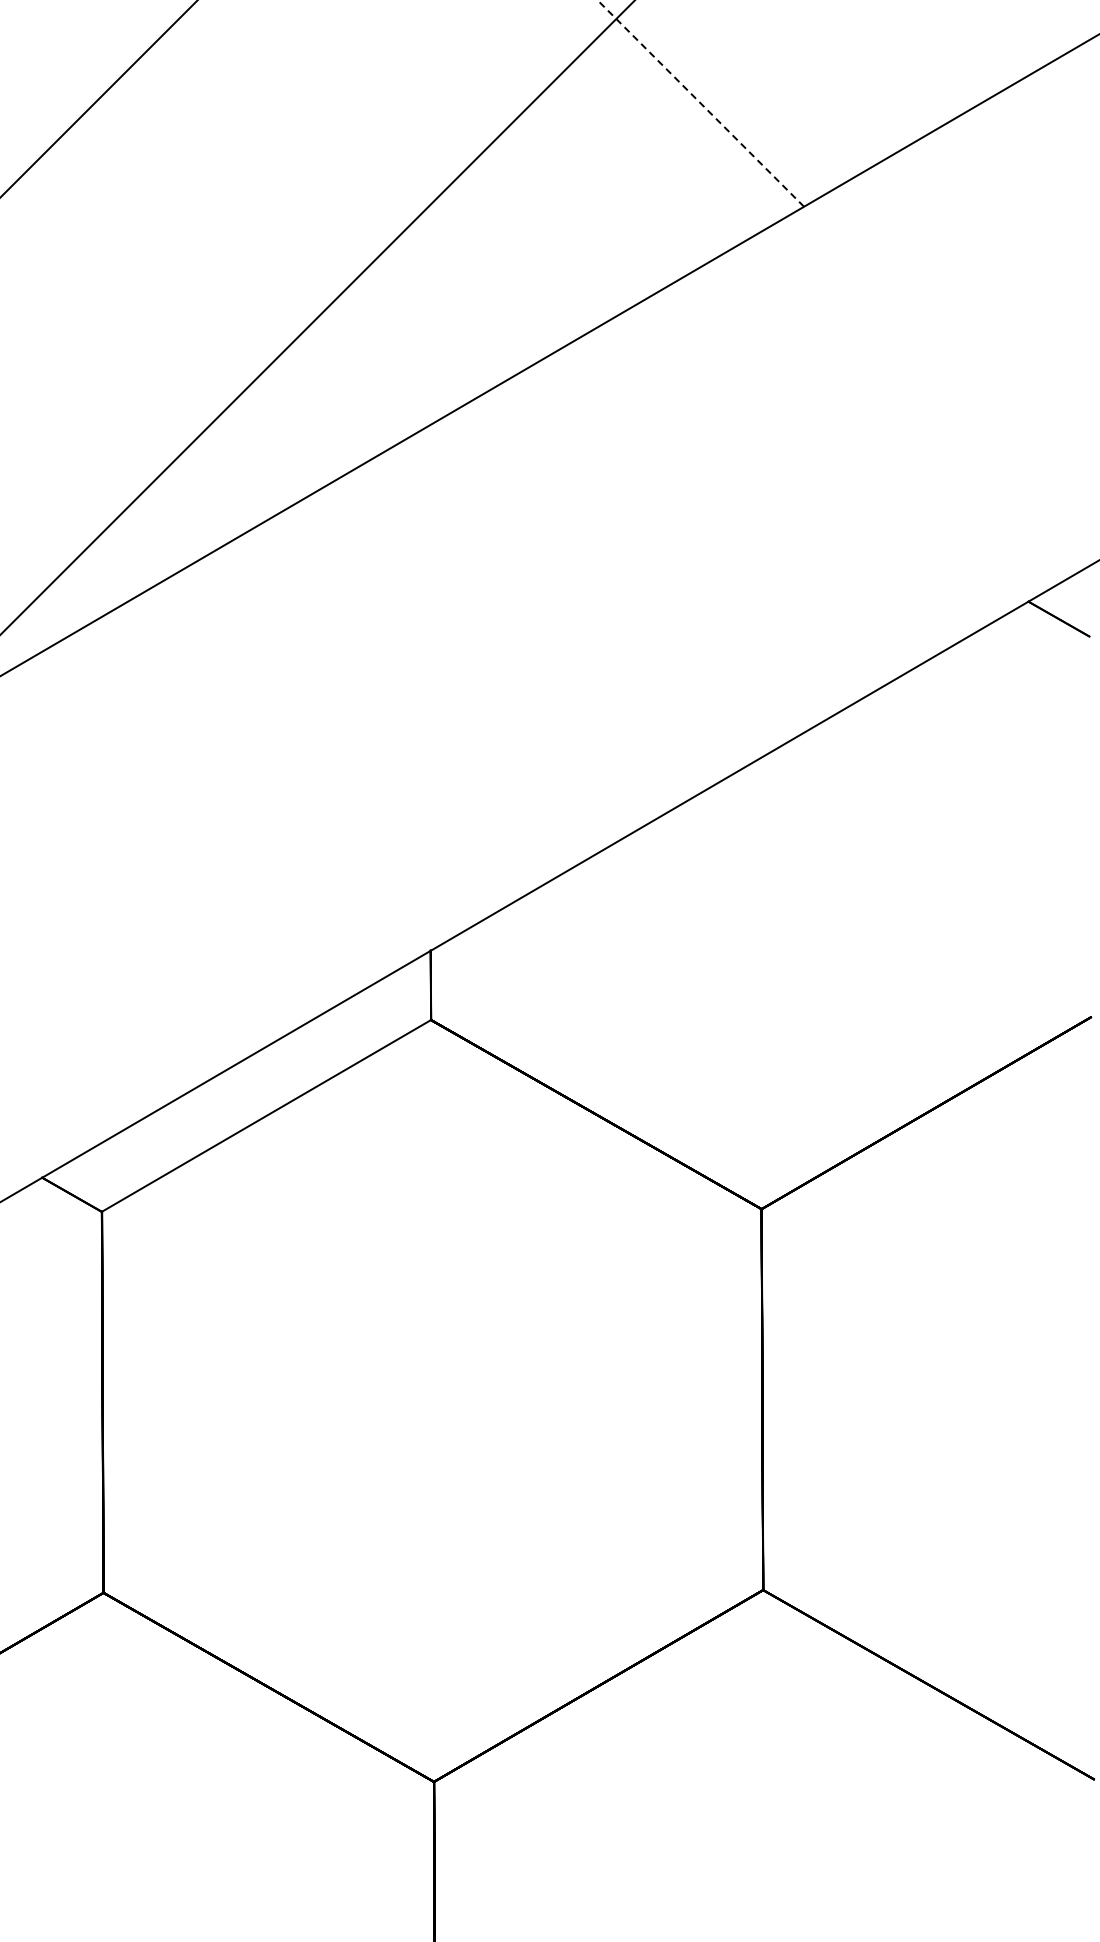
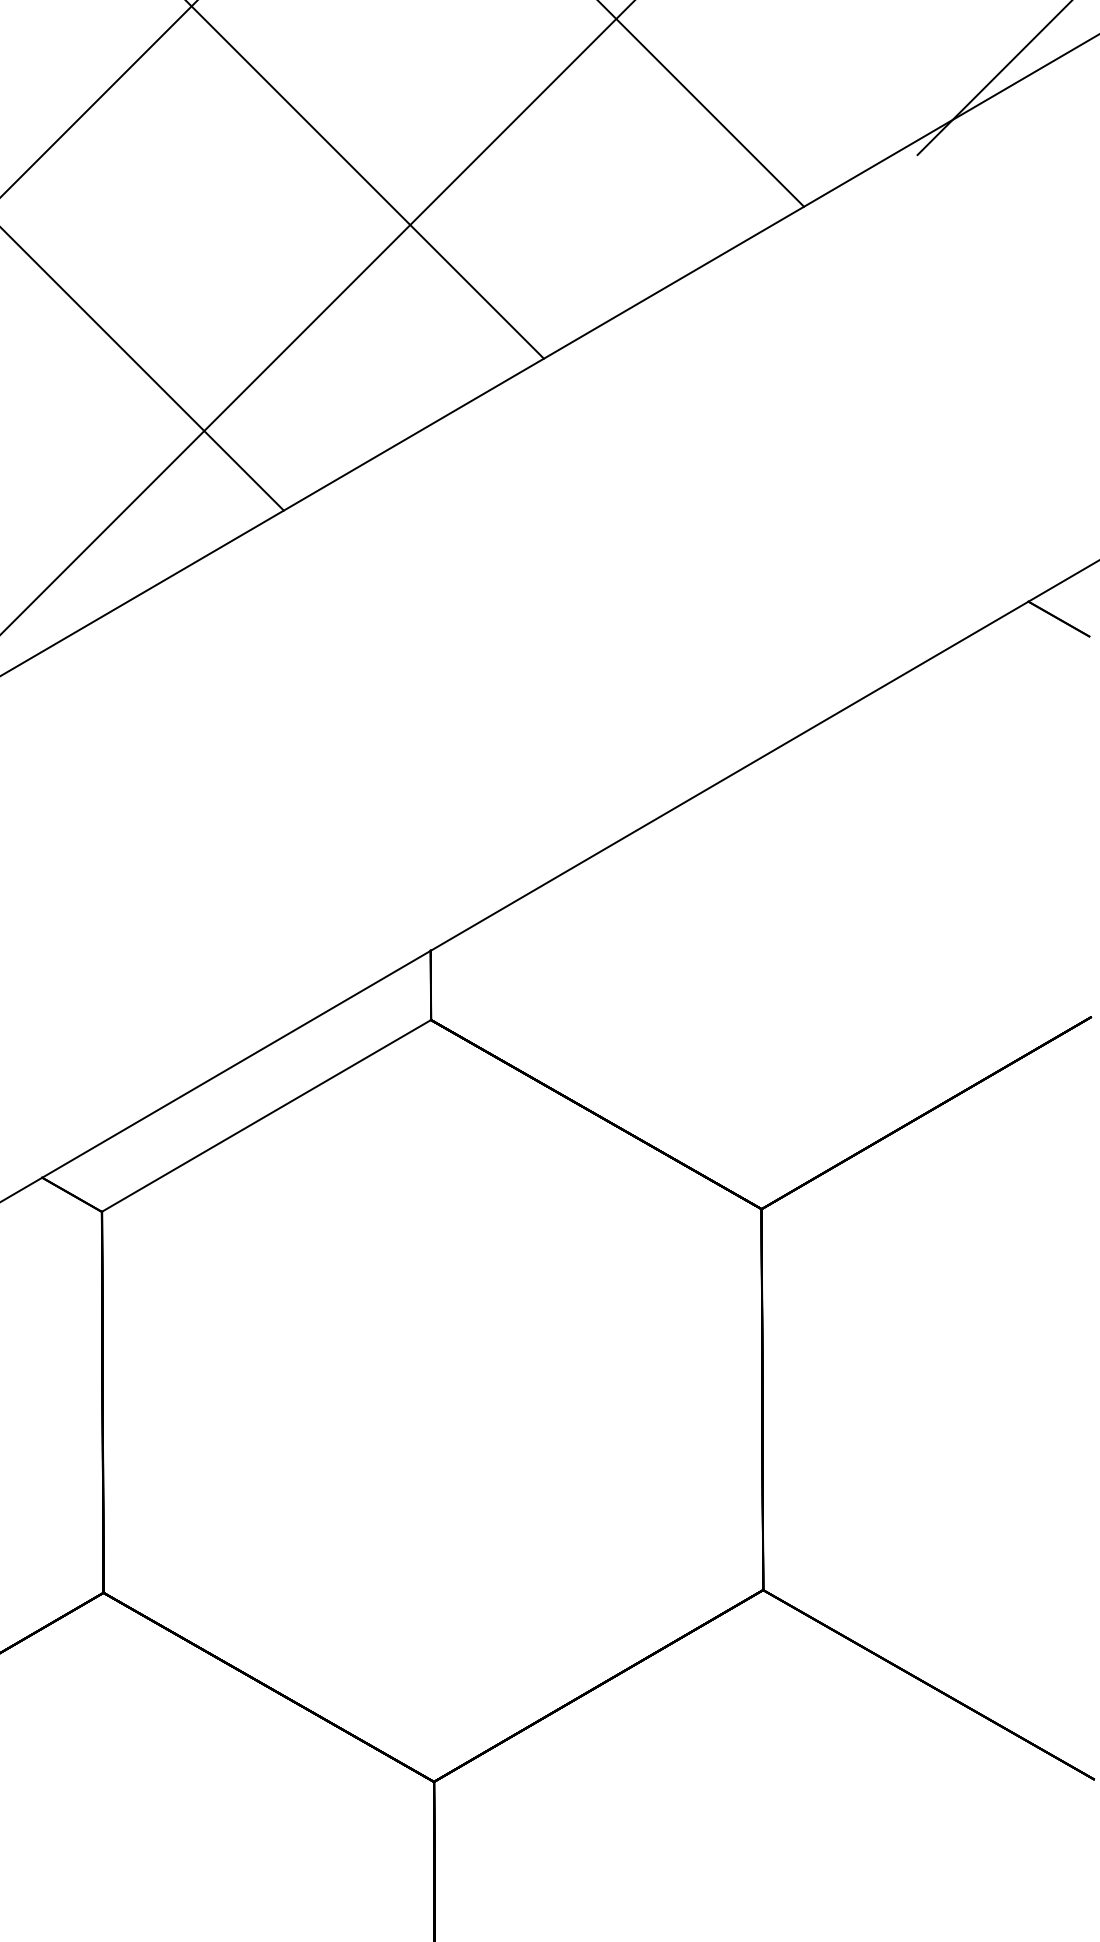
line: none -> present (993, 78)
line: dashed -> solid (700, 103)
line: none -> present (365, 180)
line: none -> present (142, 369)
